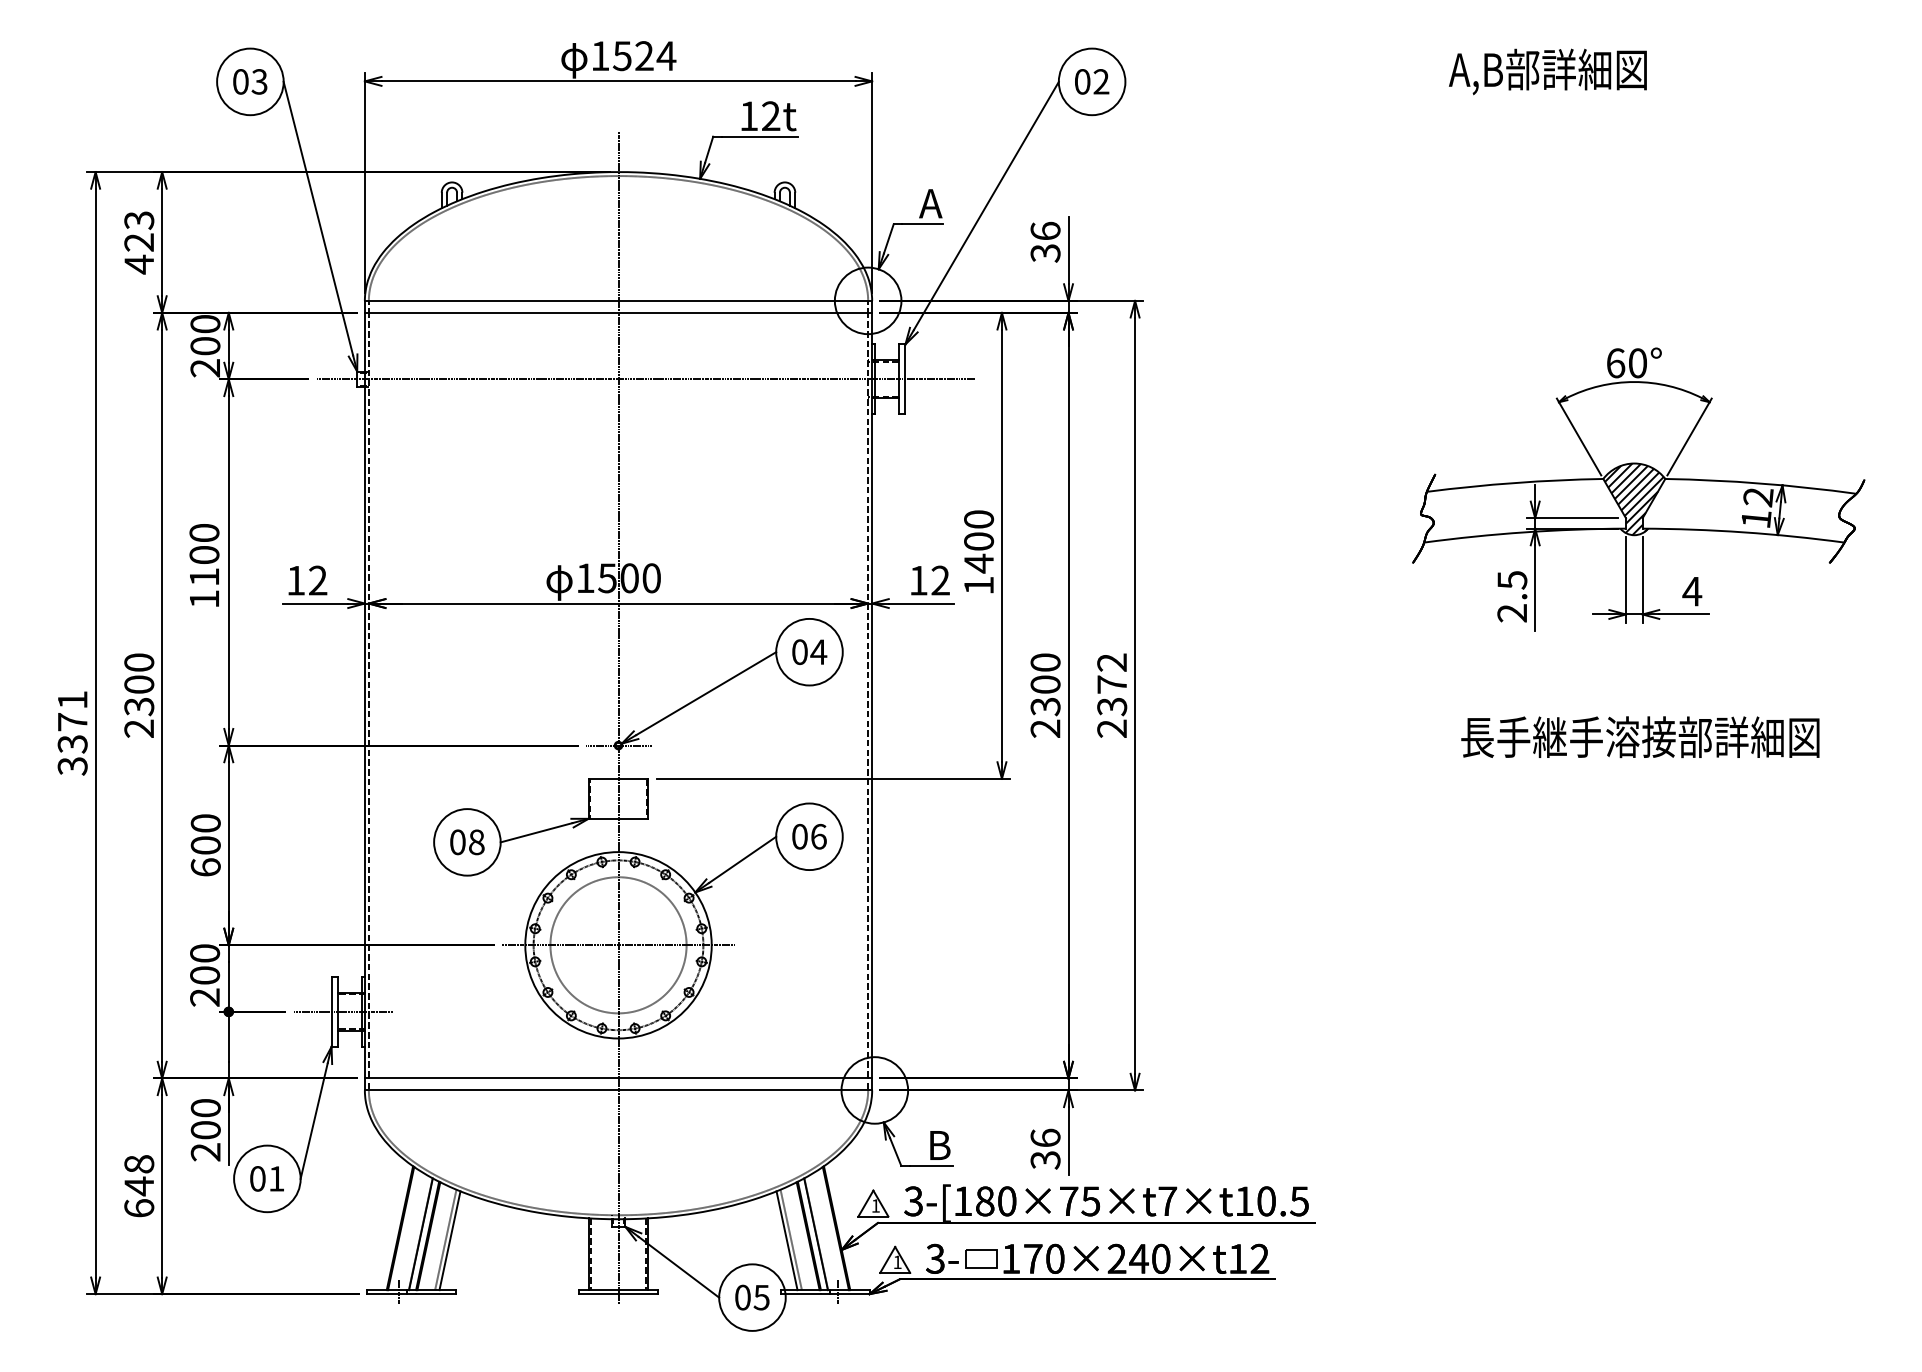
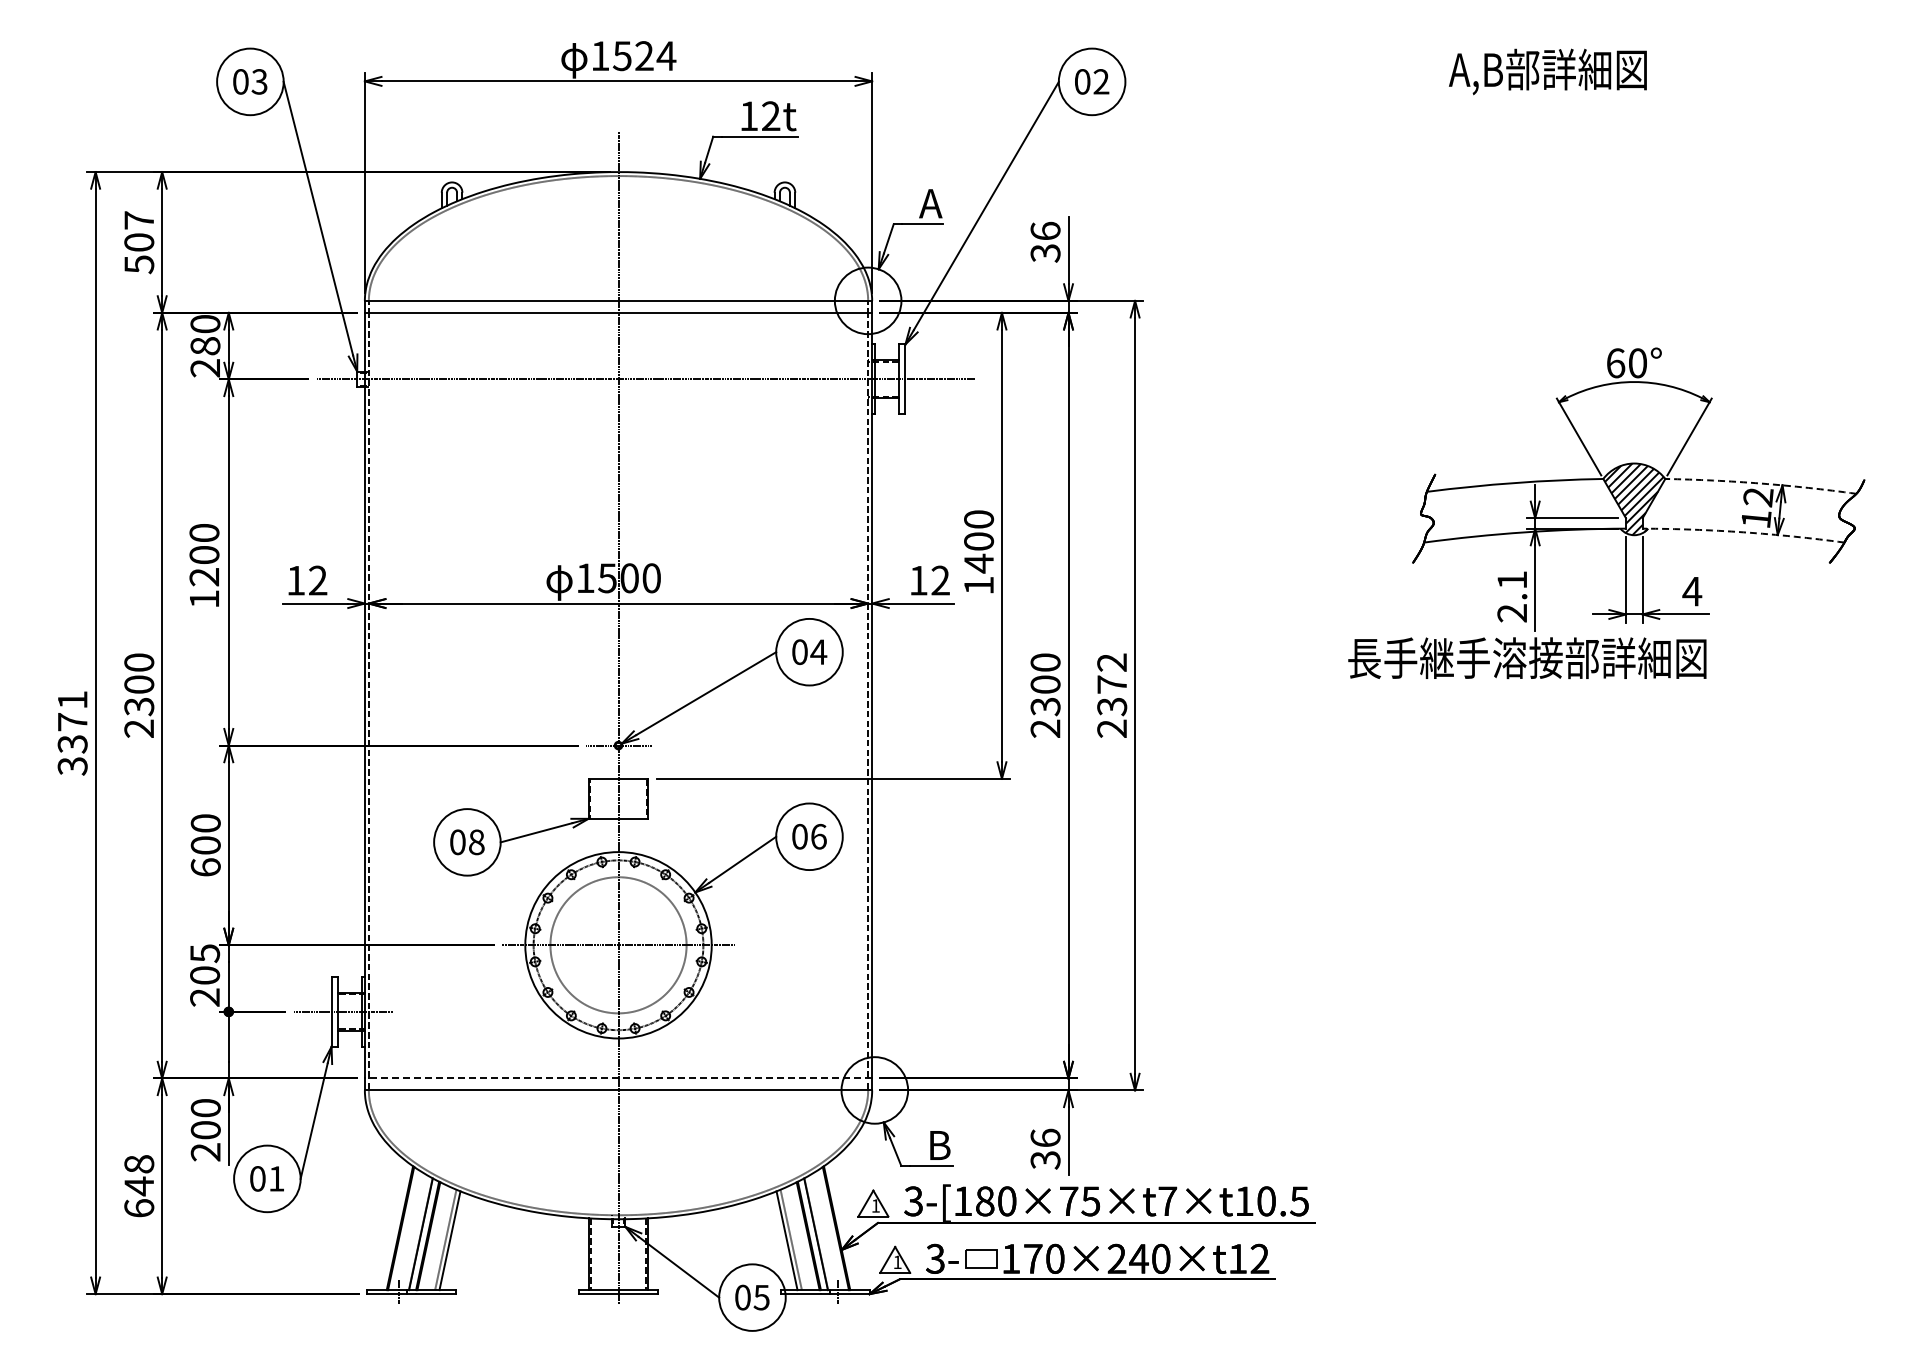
text: 423 -> 507 (139, 242)
text: 200 -> 280 (205, 346)
arc: solid -> dashed (1761, 483)
arc: solid -> dashed (1743, 532)
text: 1100 -> 1200 (203, 577)
text: 2.5 -> 2.1 (1512, 580)
text position: (1640, 737) -> (1527, 658) (1527, 658)
text: 200 -> 205 (205, 953)
line: solid -> dashed (618, 1078)
